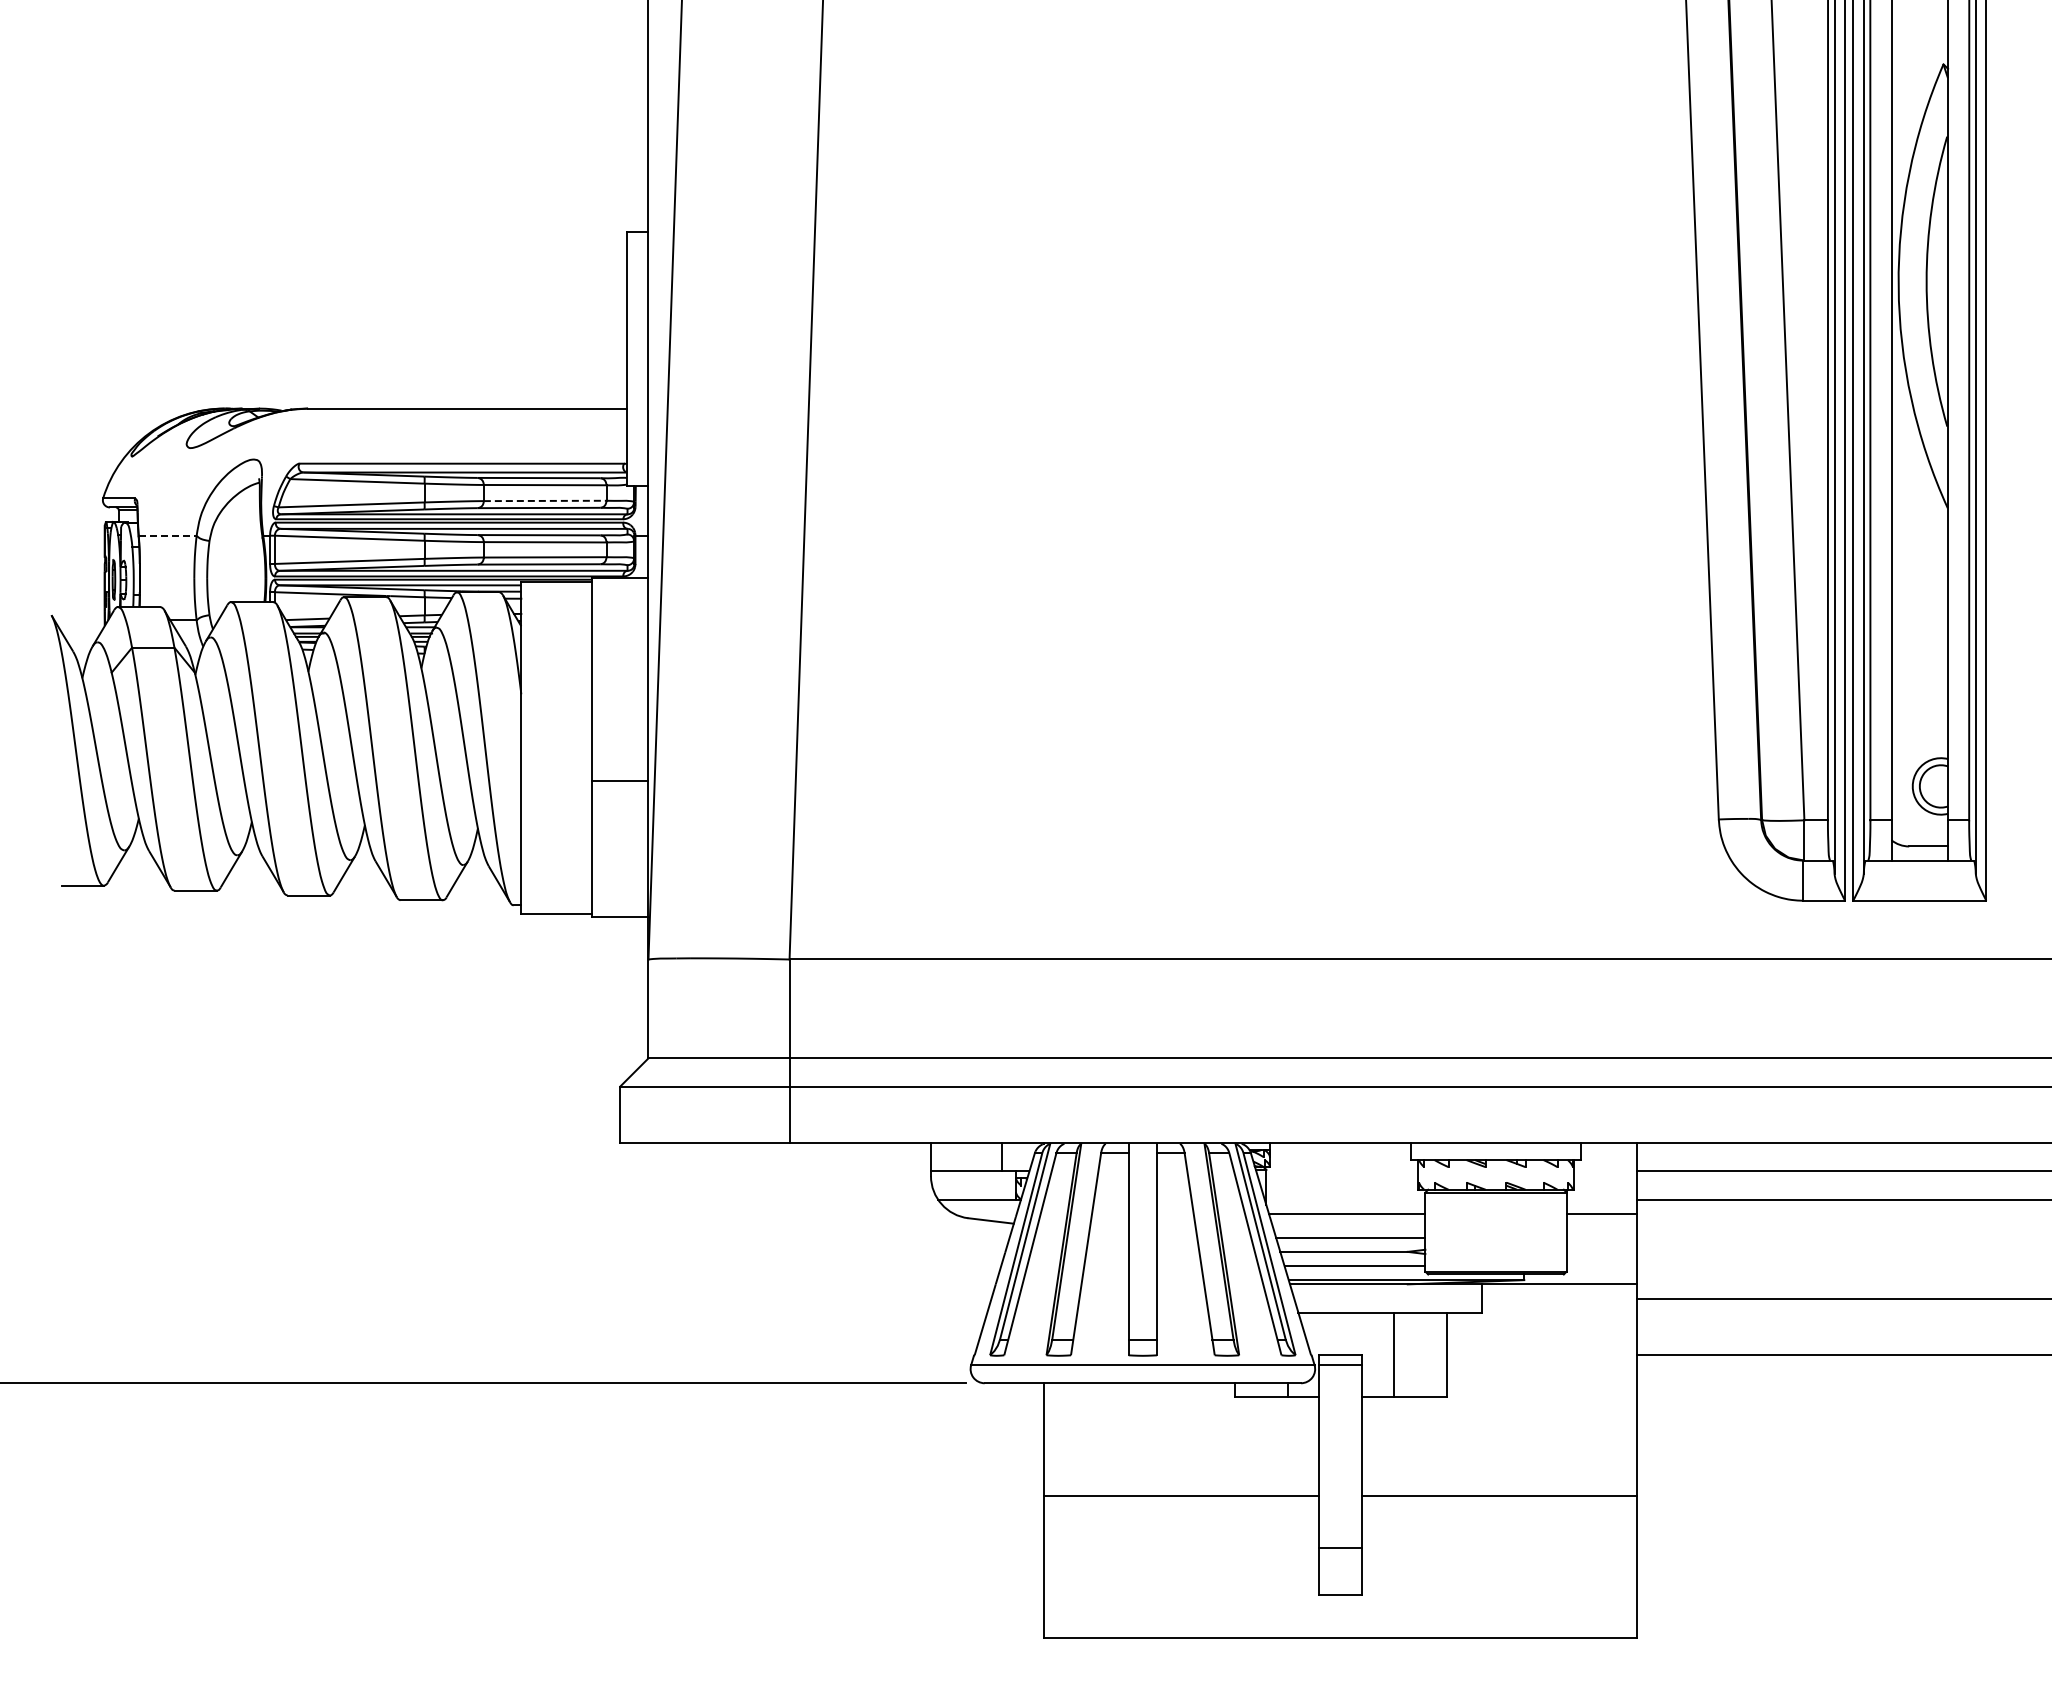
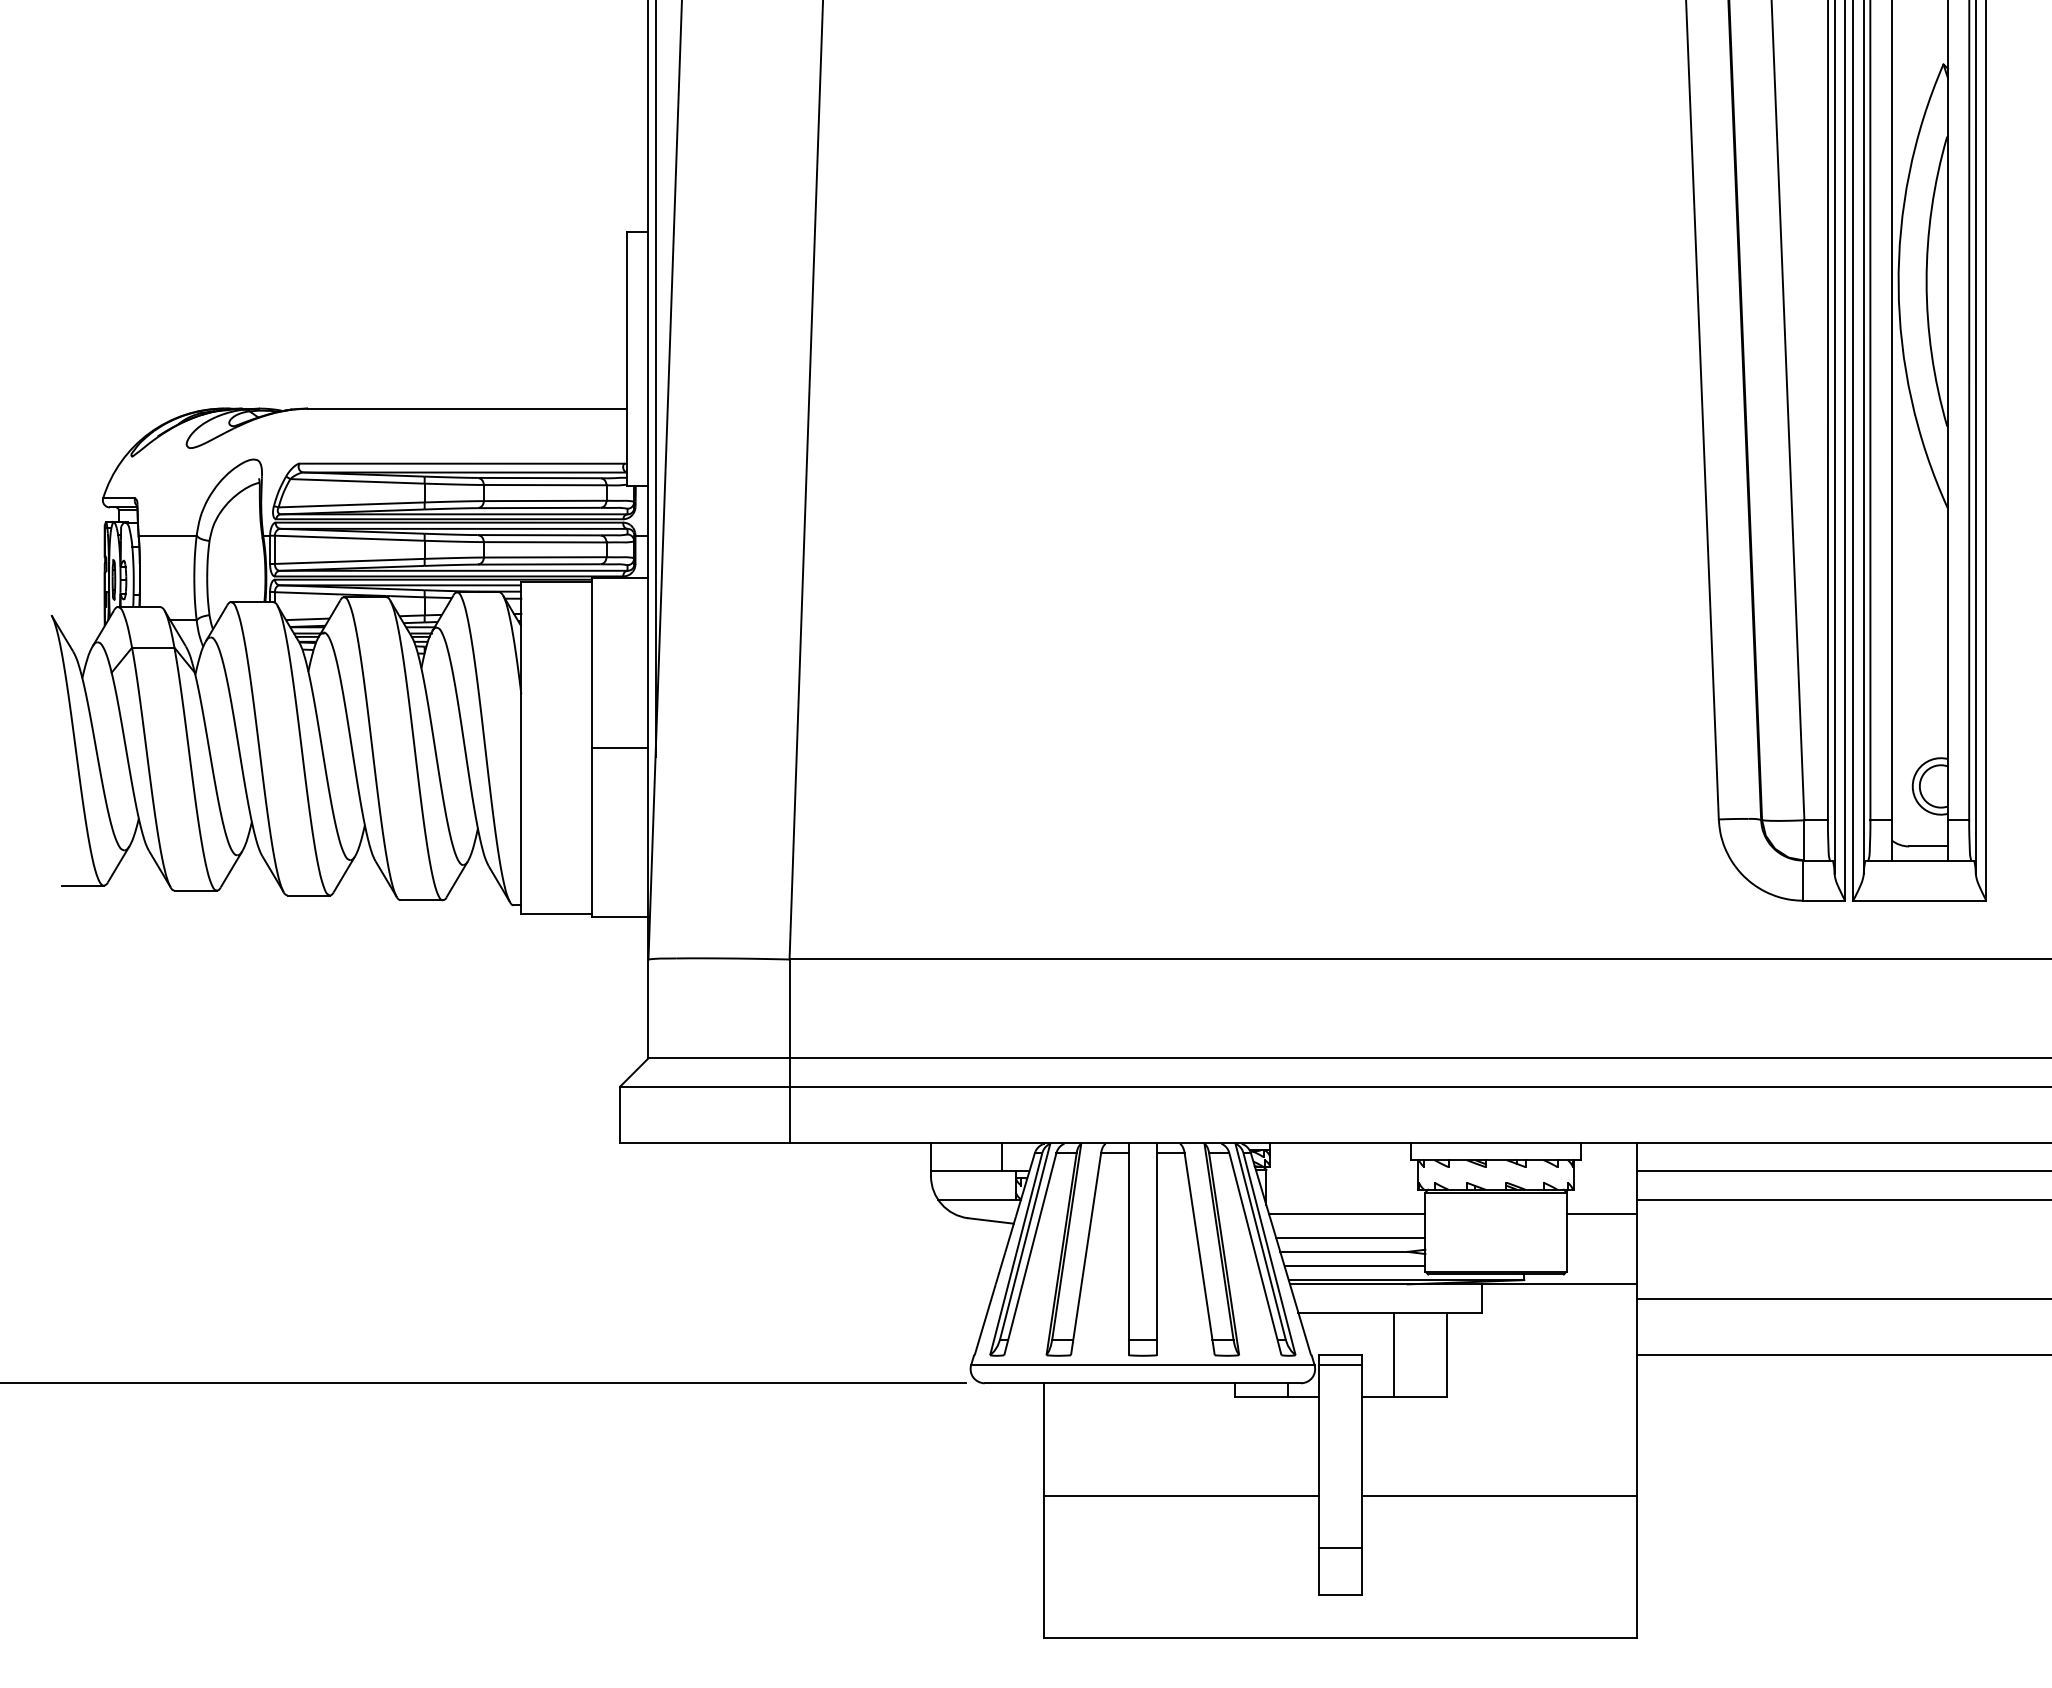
line: none -> present (655, 379)
line: dashed -> solid (545, 500)
line: dashed -> solid (167, 535)
line position: (619, 780) -> (619, 747) (619, 747)
